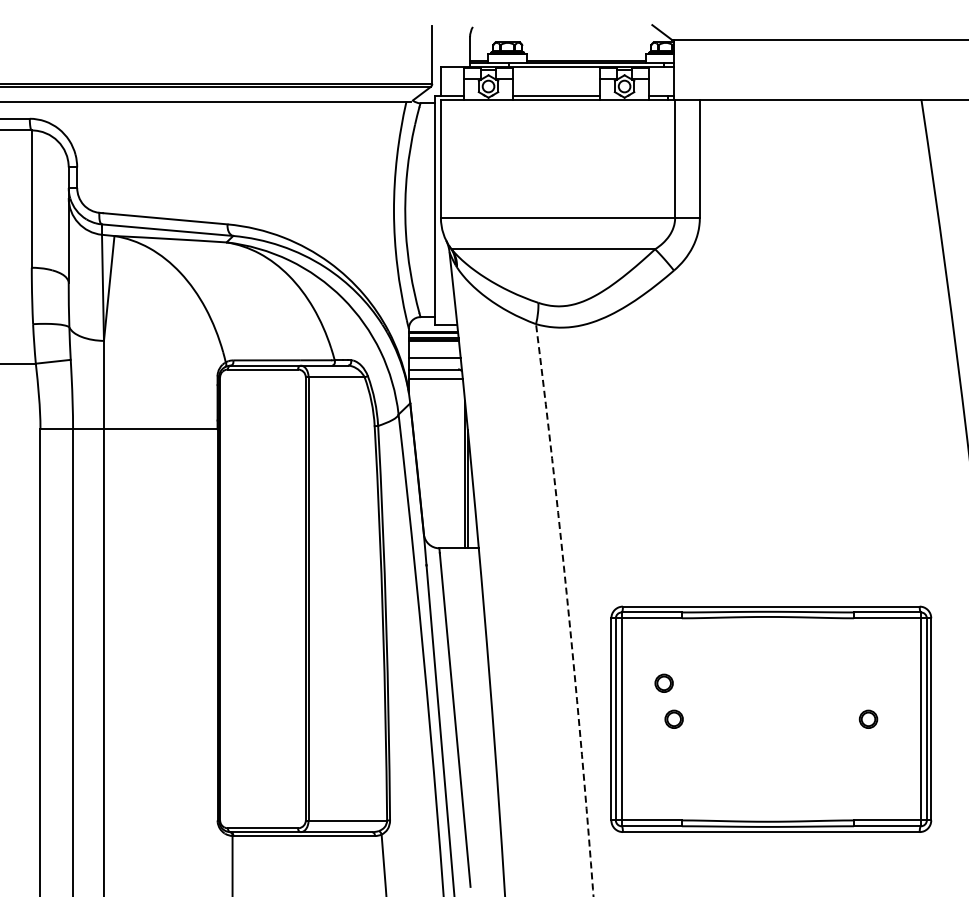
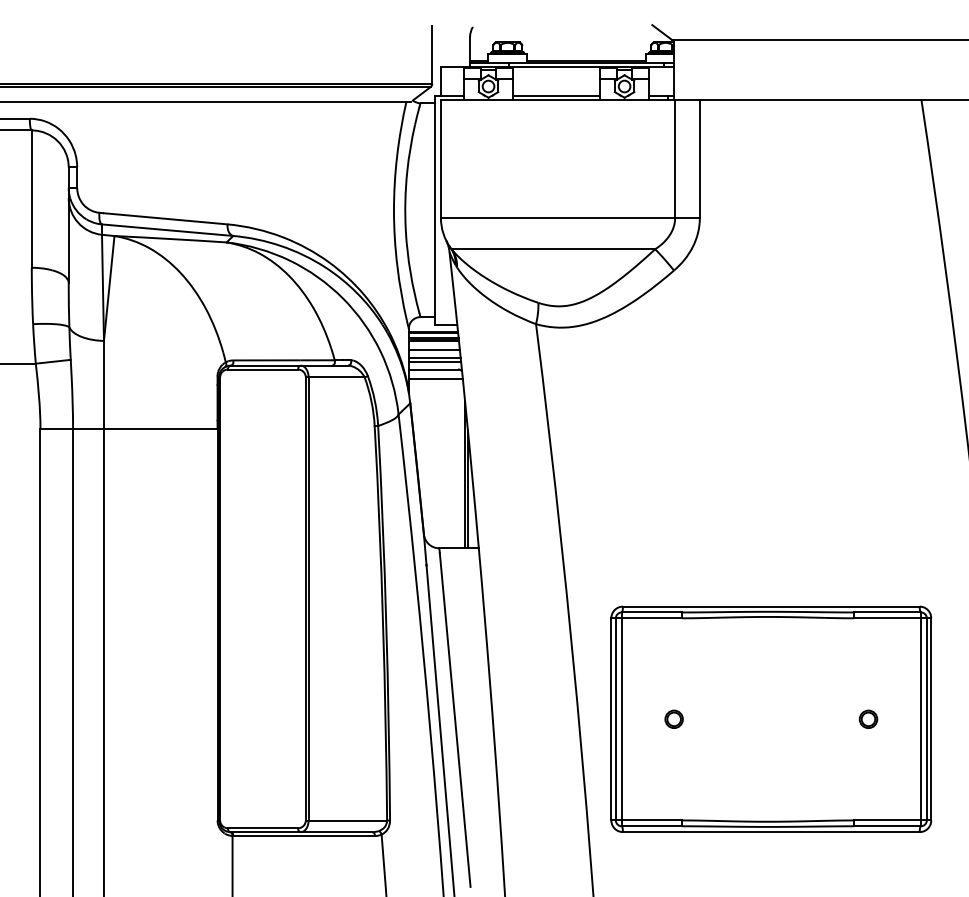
line: none -> present (433, 350)
line: none -> present (434, 361)
arc: dashed -> solid (568, 610)
part: present -> none (663, 682)
